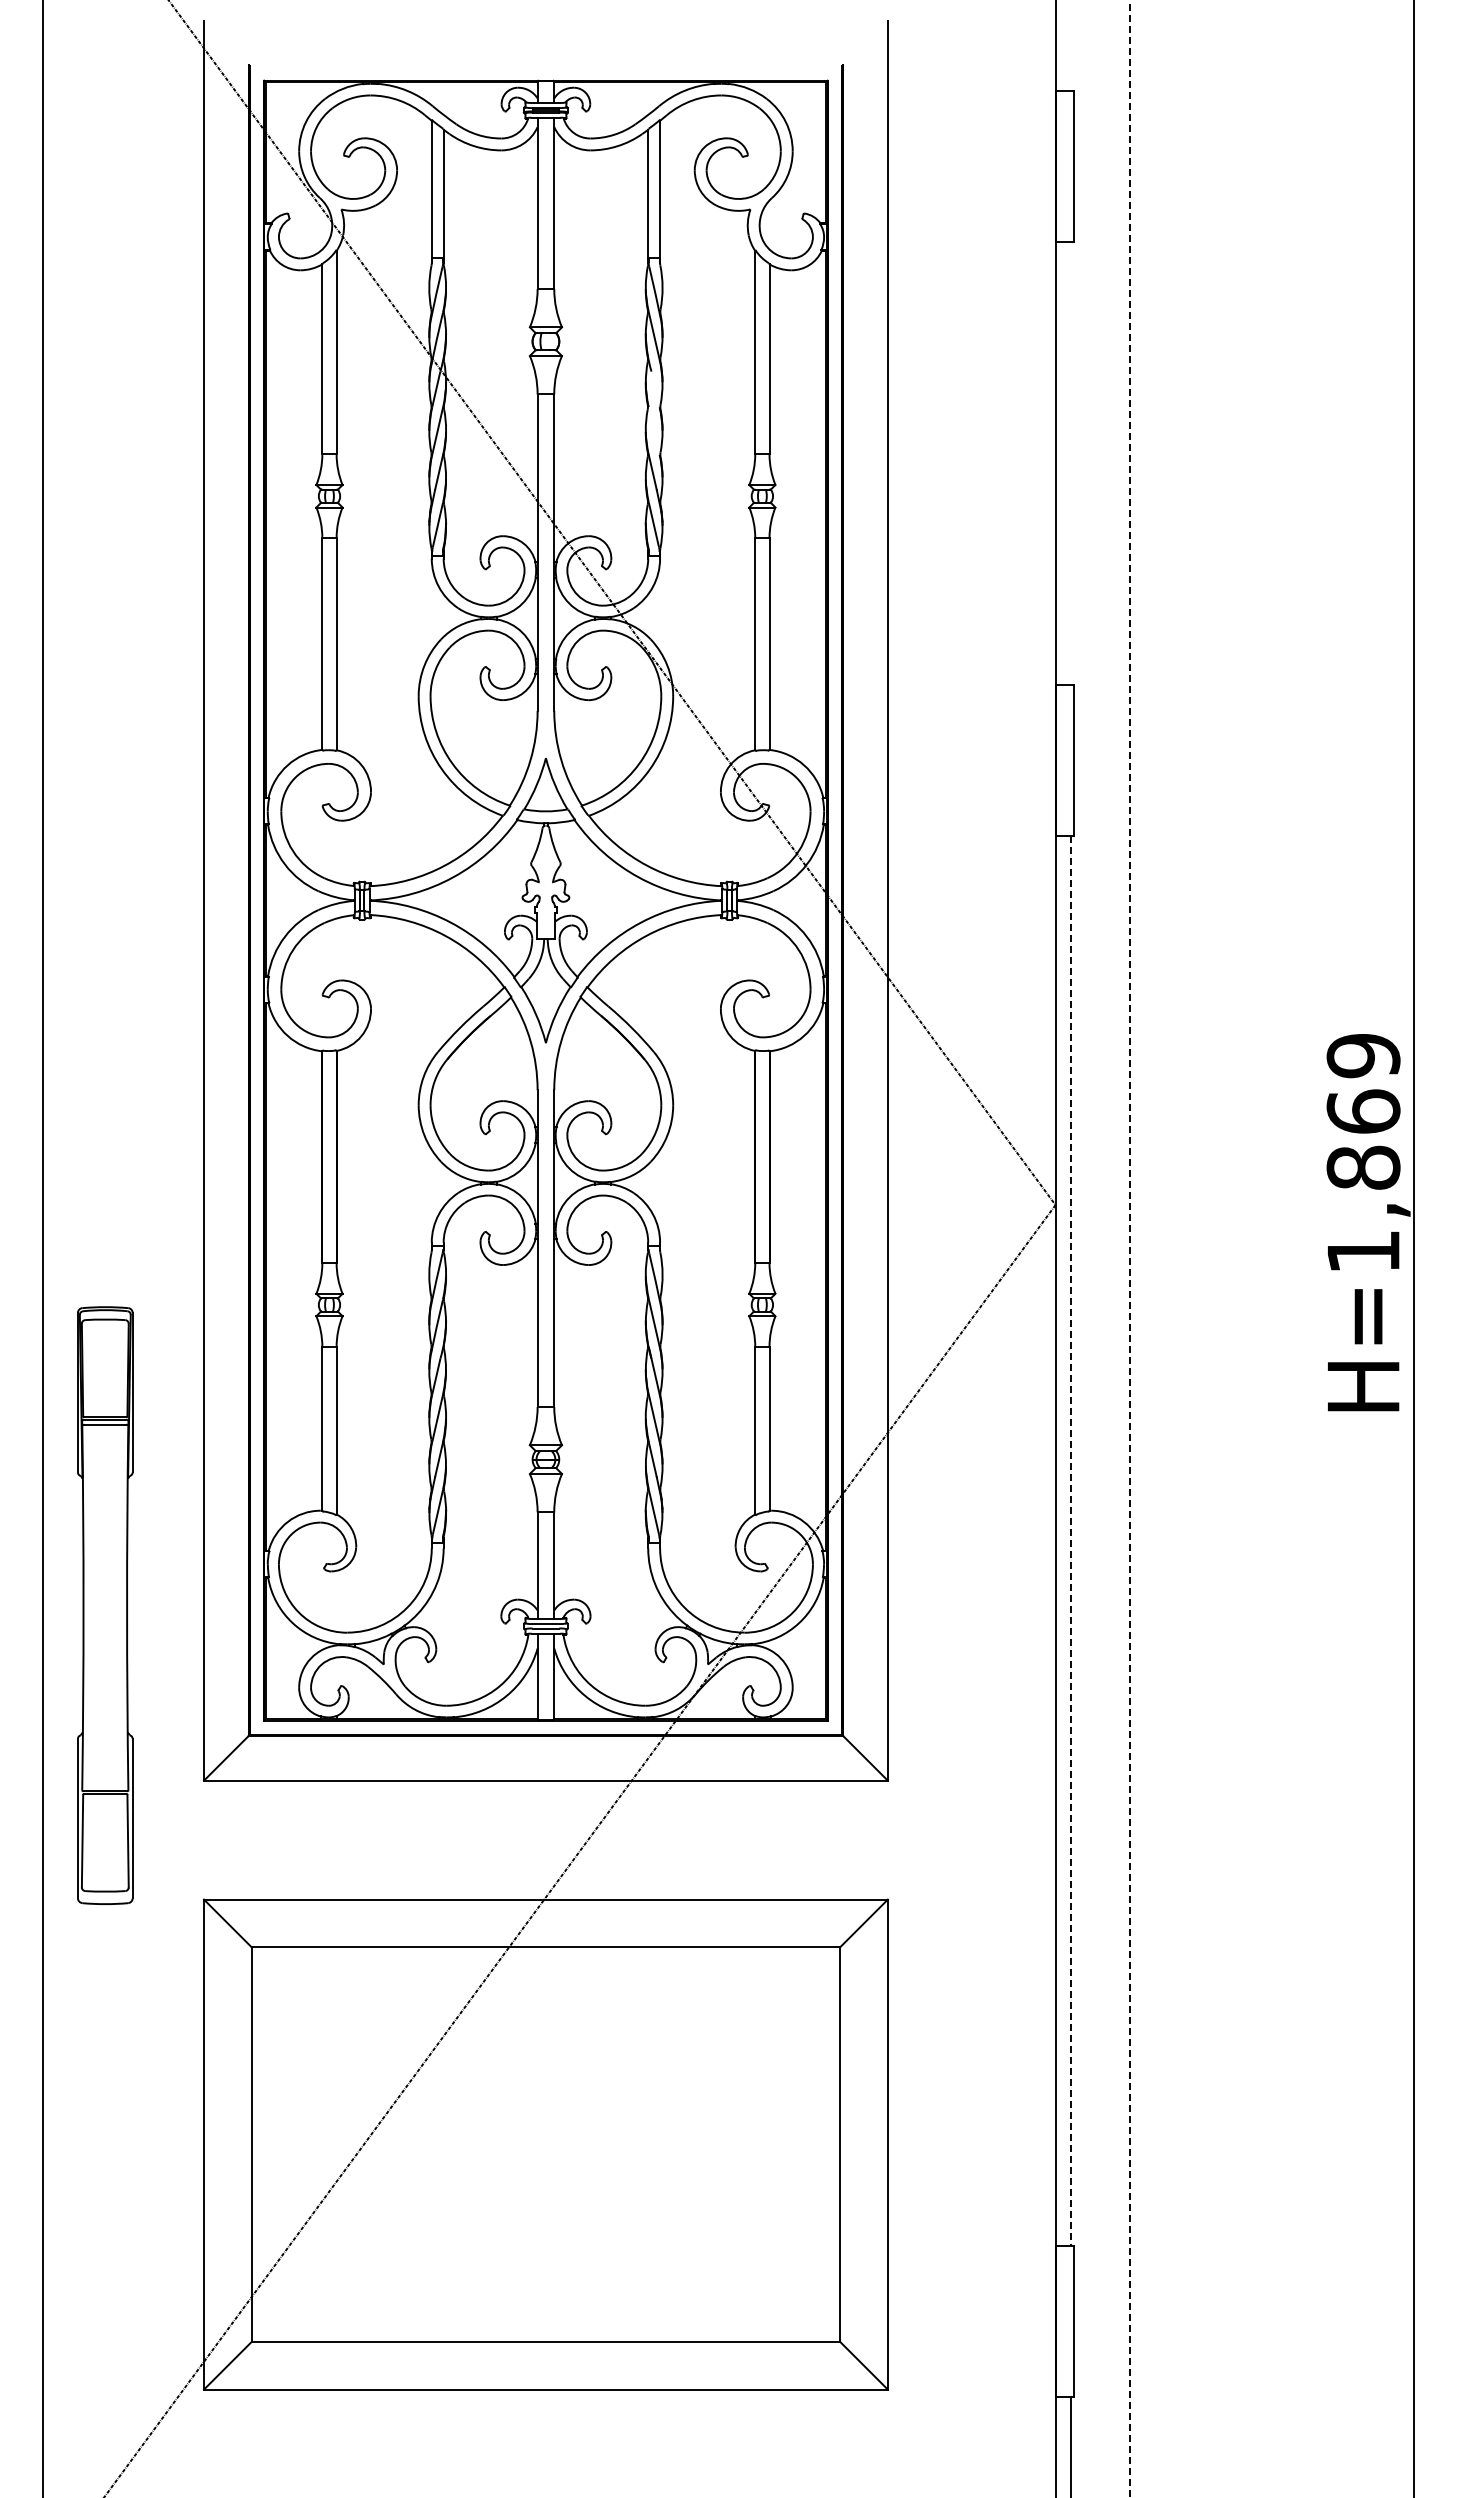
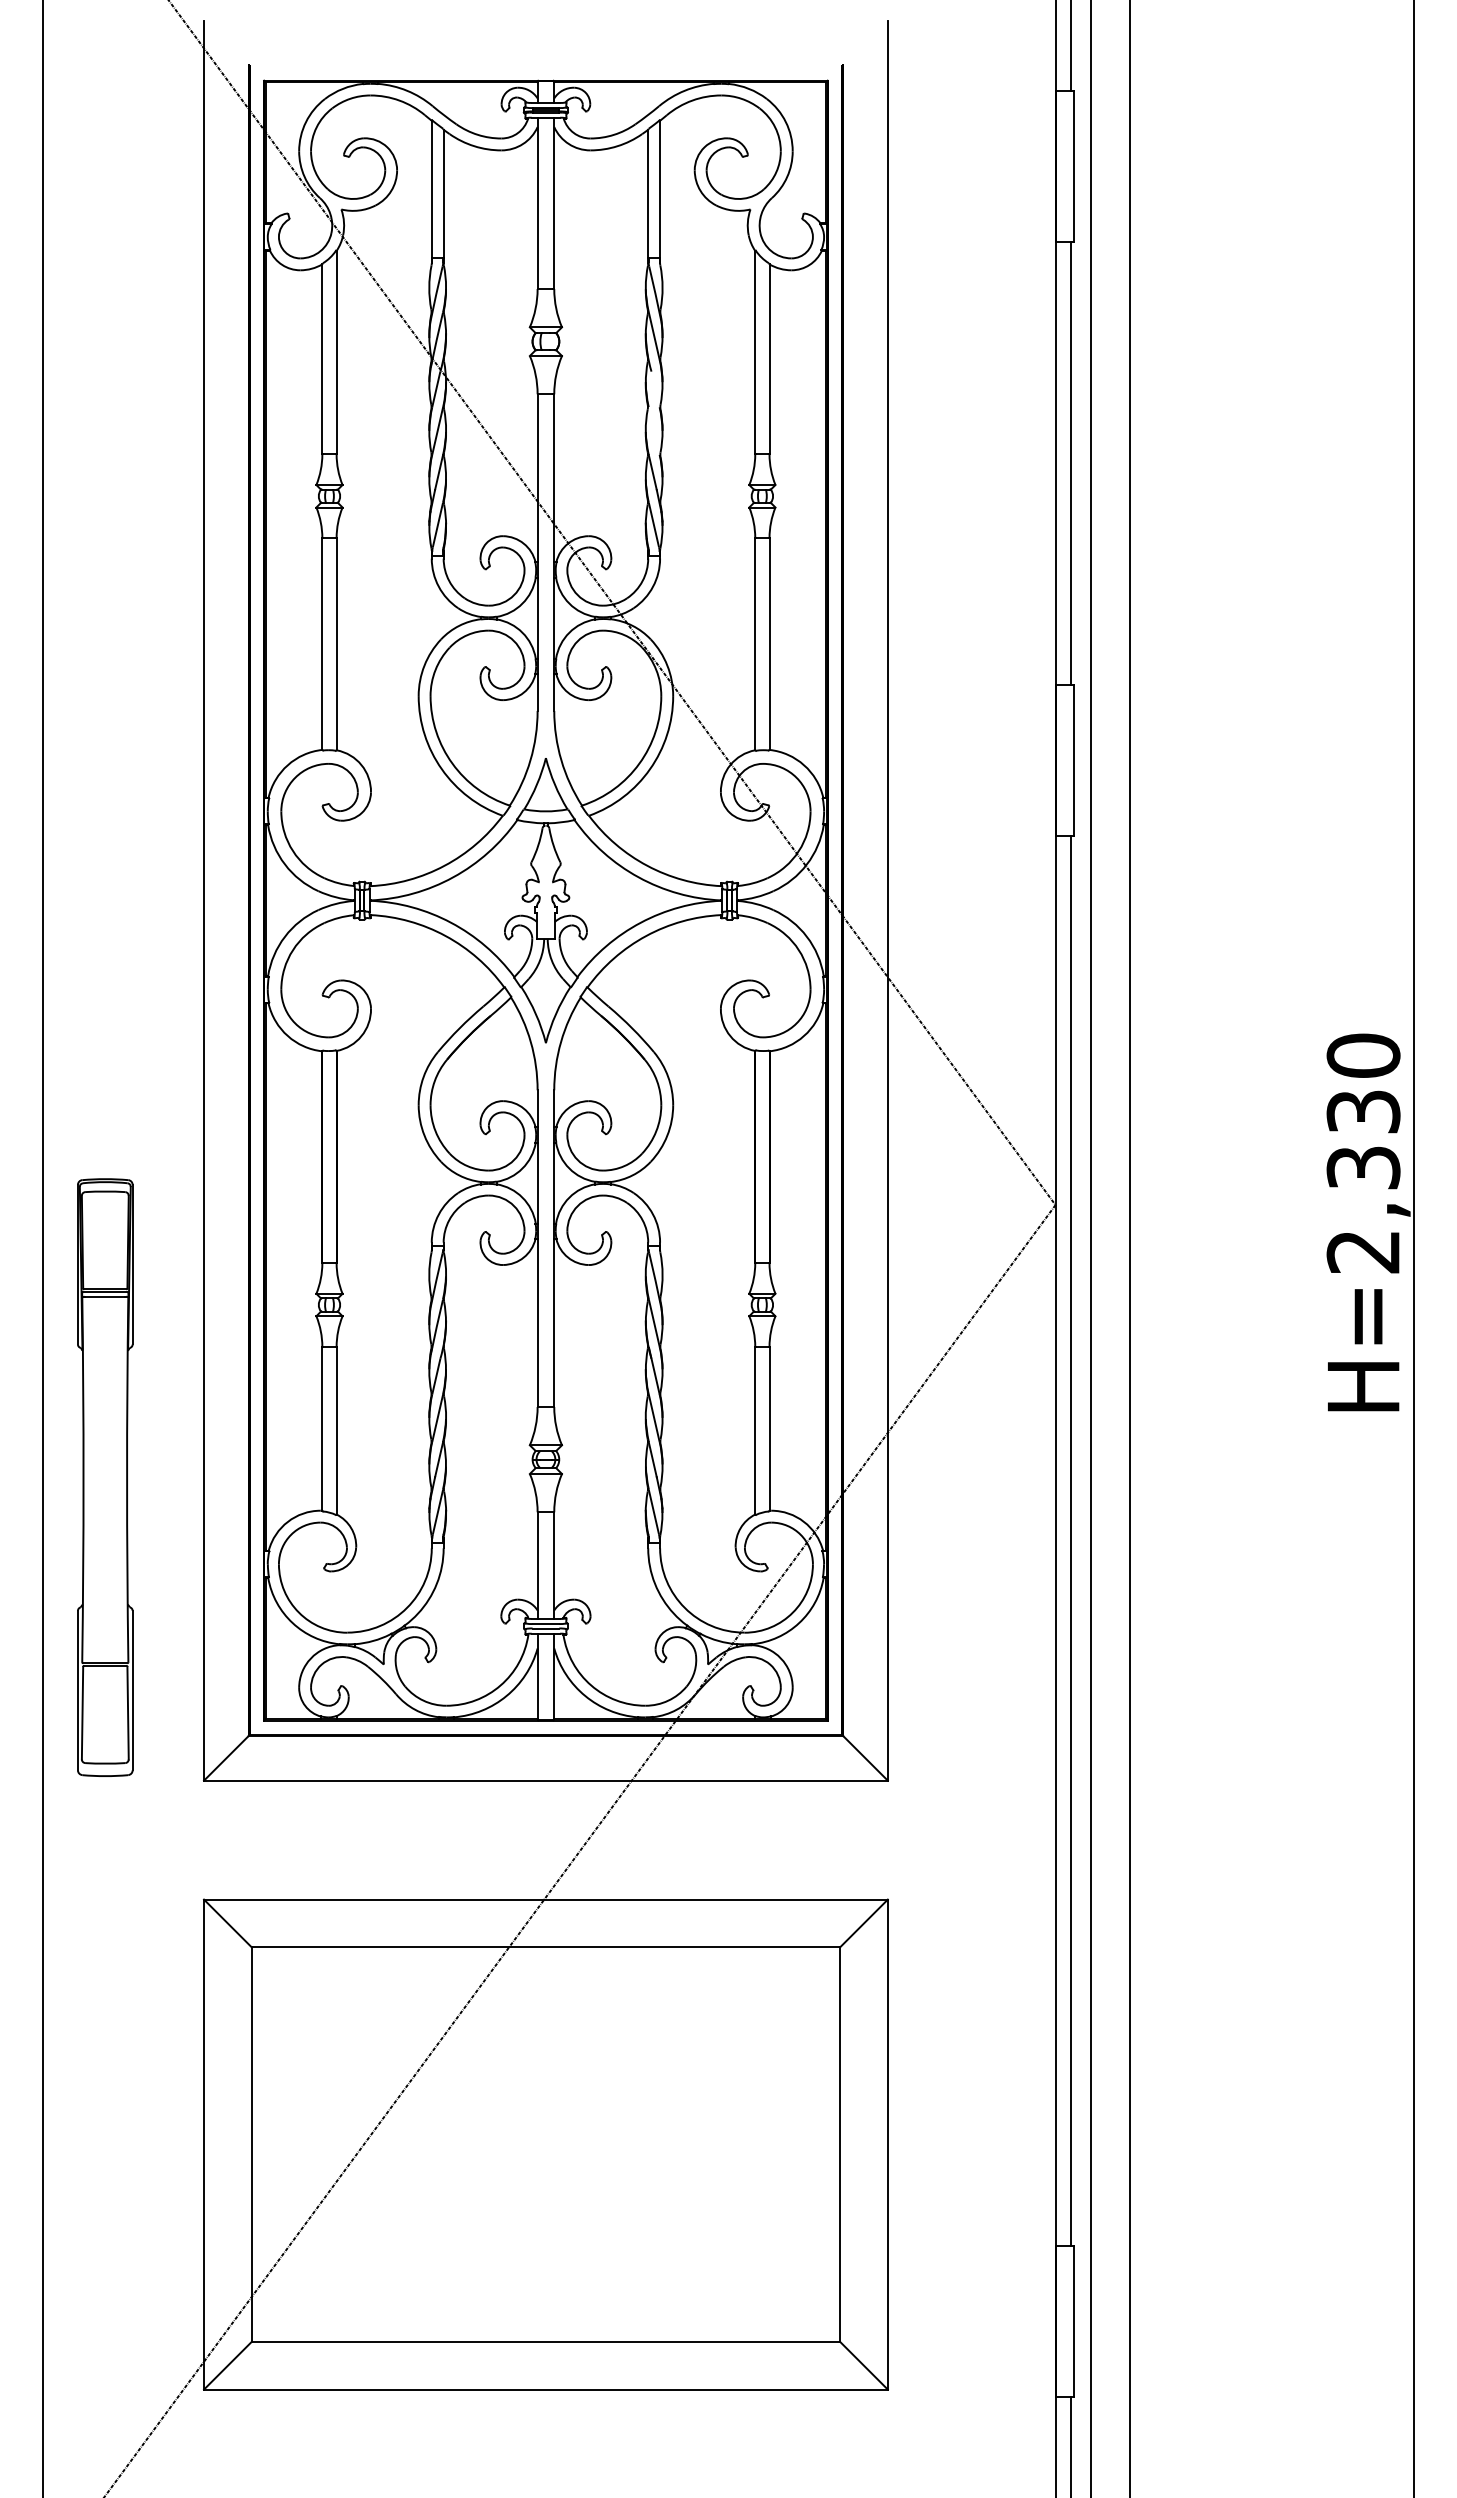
line: none -> present (1071, 46)
line: none -> present (1071, 463)
text: H=1,869 -> H=2,330 (1363, 1153)
line: none -> present (1091, 1248)
line: dashed -> solid (1130, 1249)
line: dashed -> solid (1071, 1541)
part position: (105, 1605) -> (105, 1477) (105, 1477)
